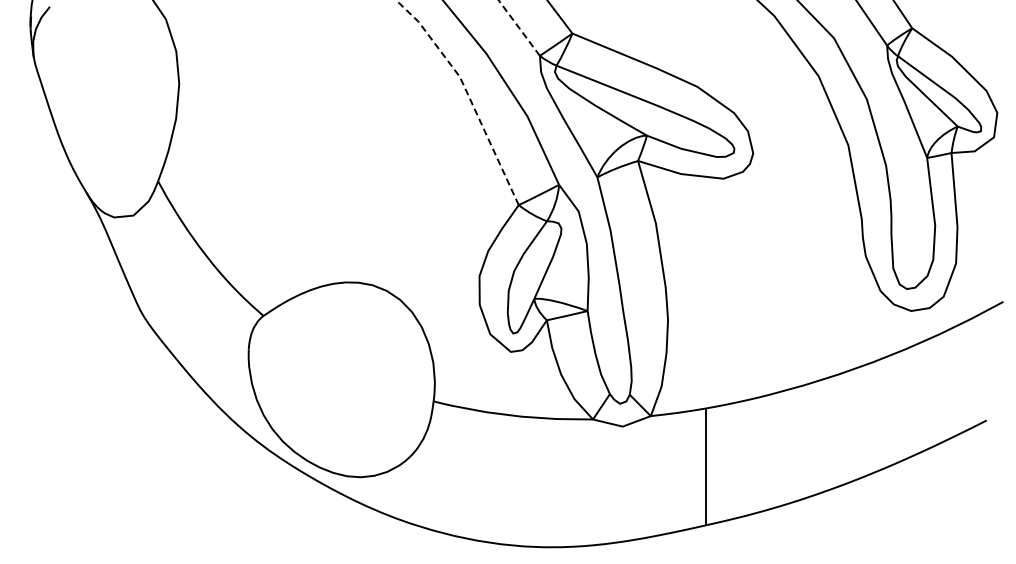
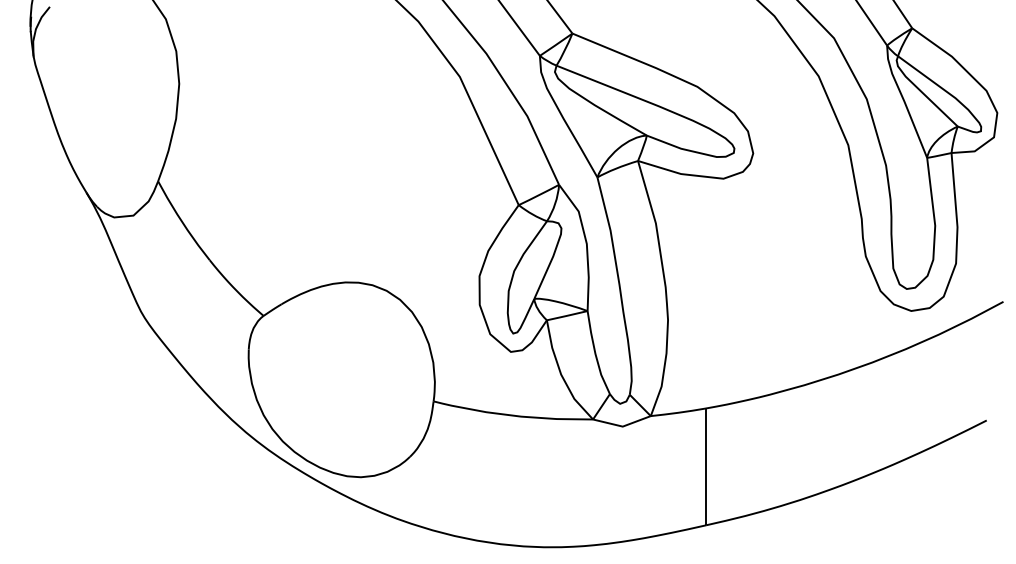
line: dashed -> solid (519, 27)
line: dashed -> solid (467, 94)
